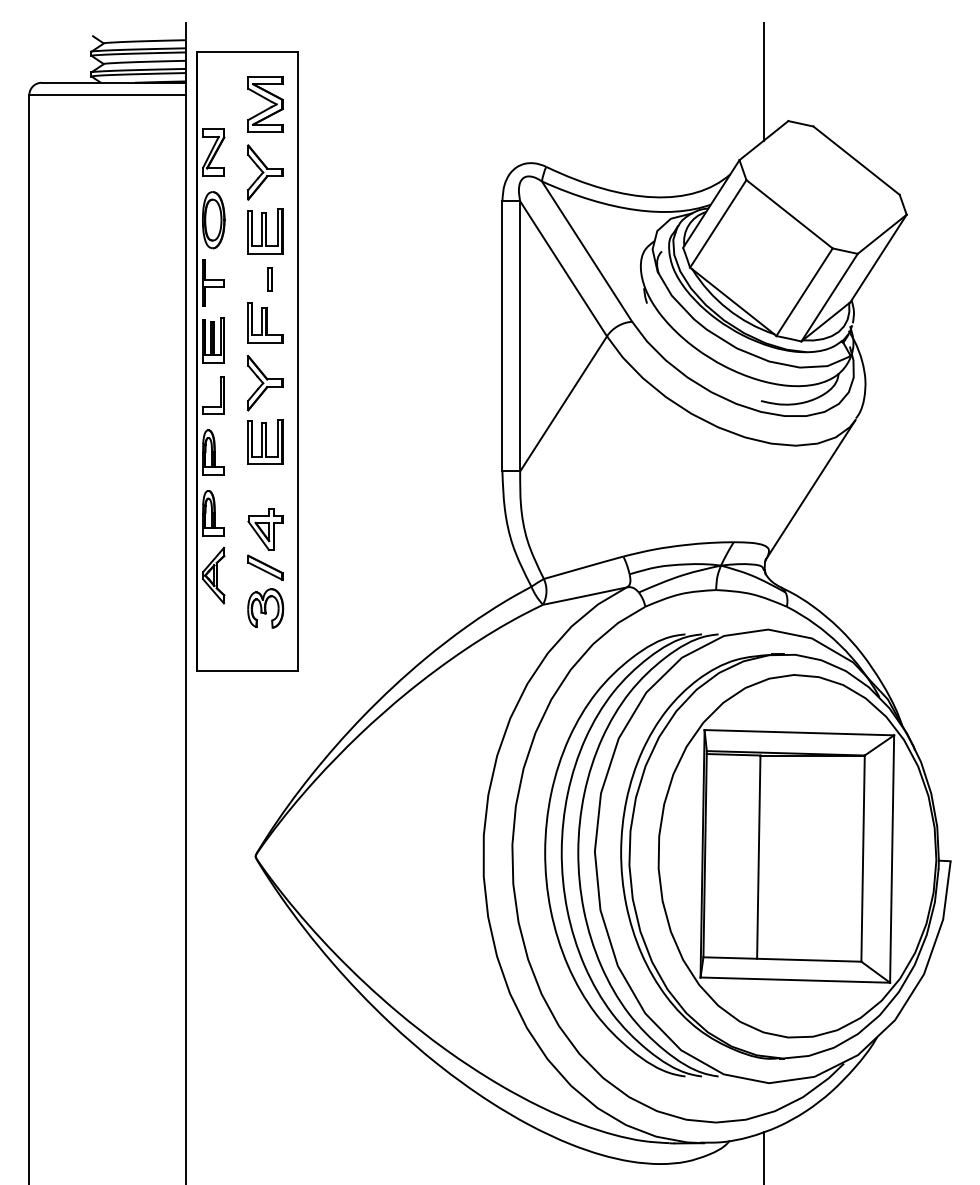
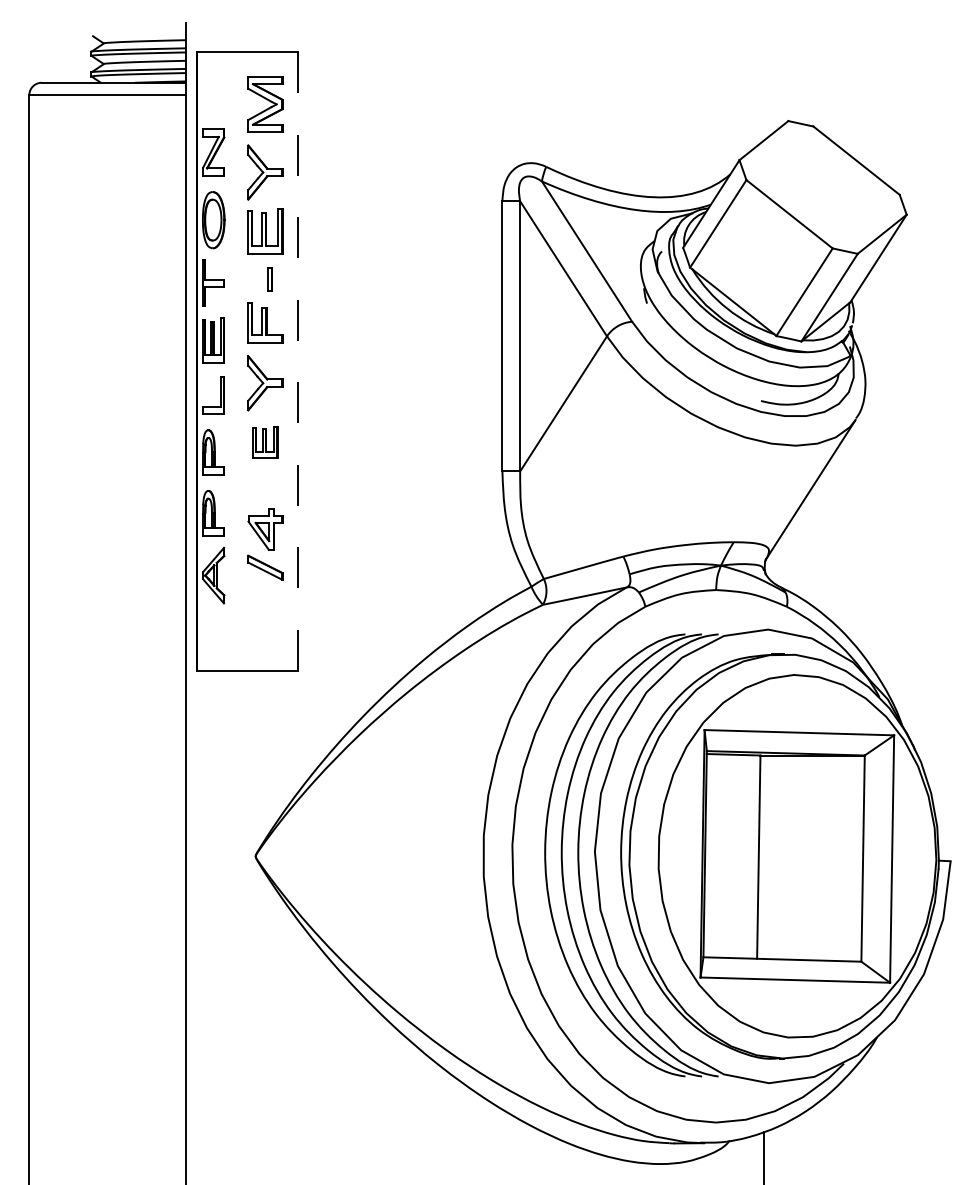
line: present -> none (763, 81)
line: solid -> dashed (297, 360)
part size: 37x46 px -> 27x33 px (265, 442)
part: present -> none (265, 608)
